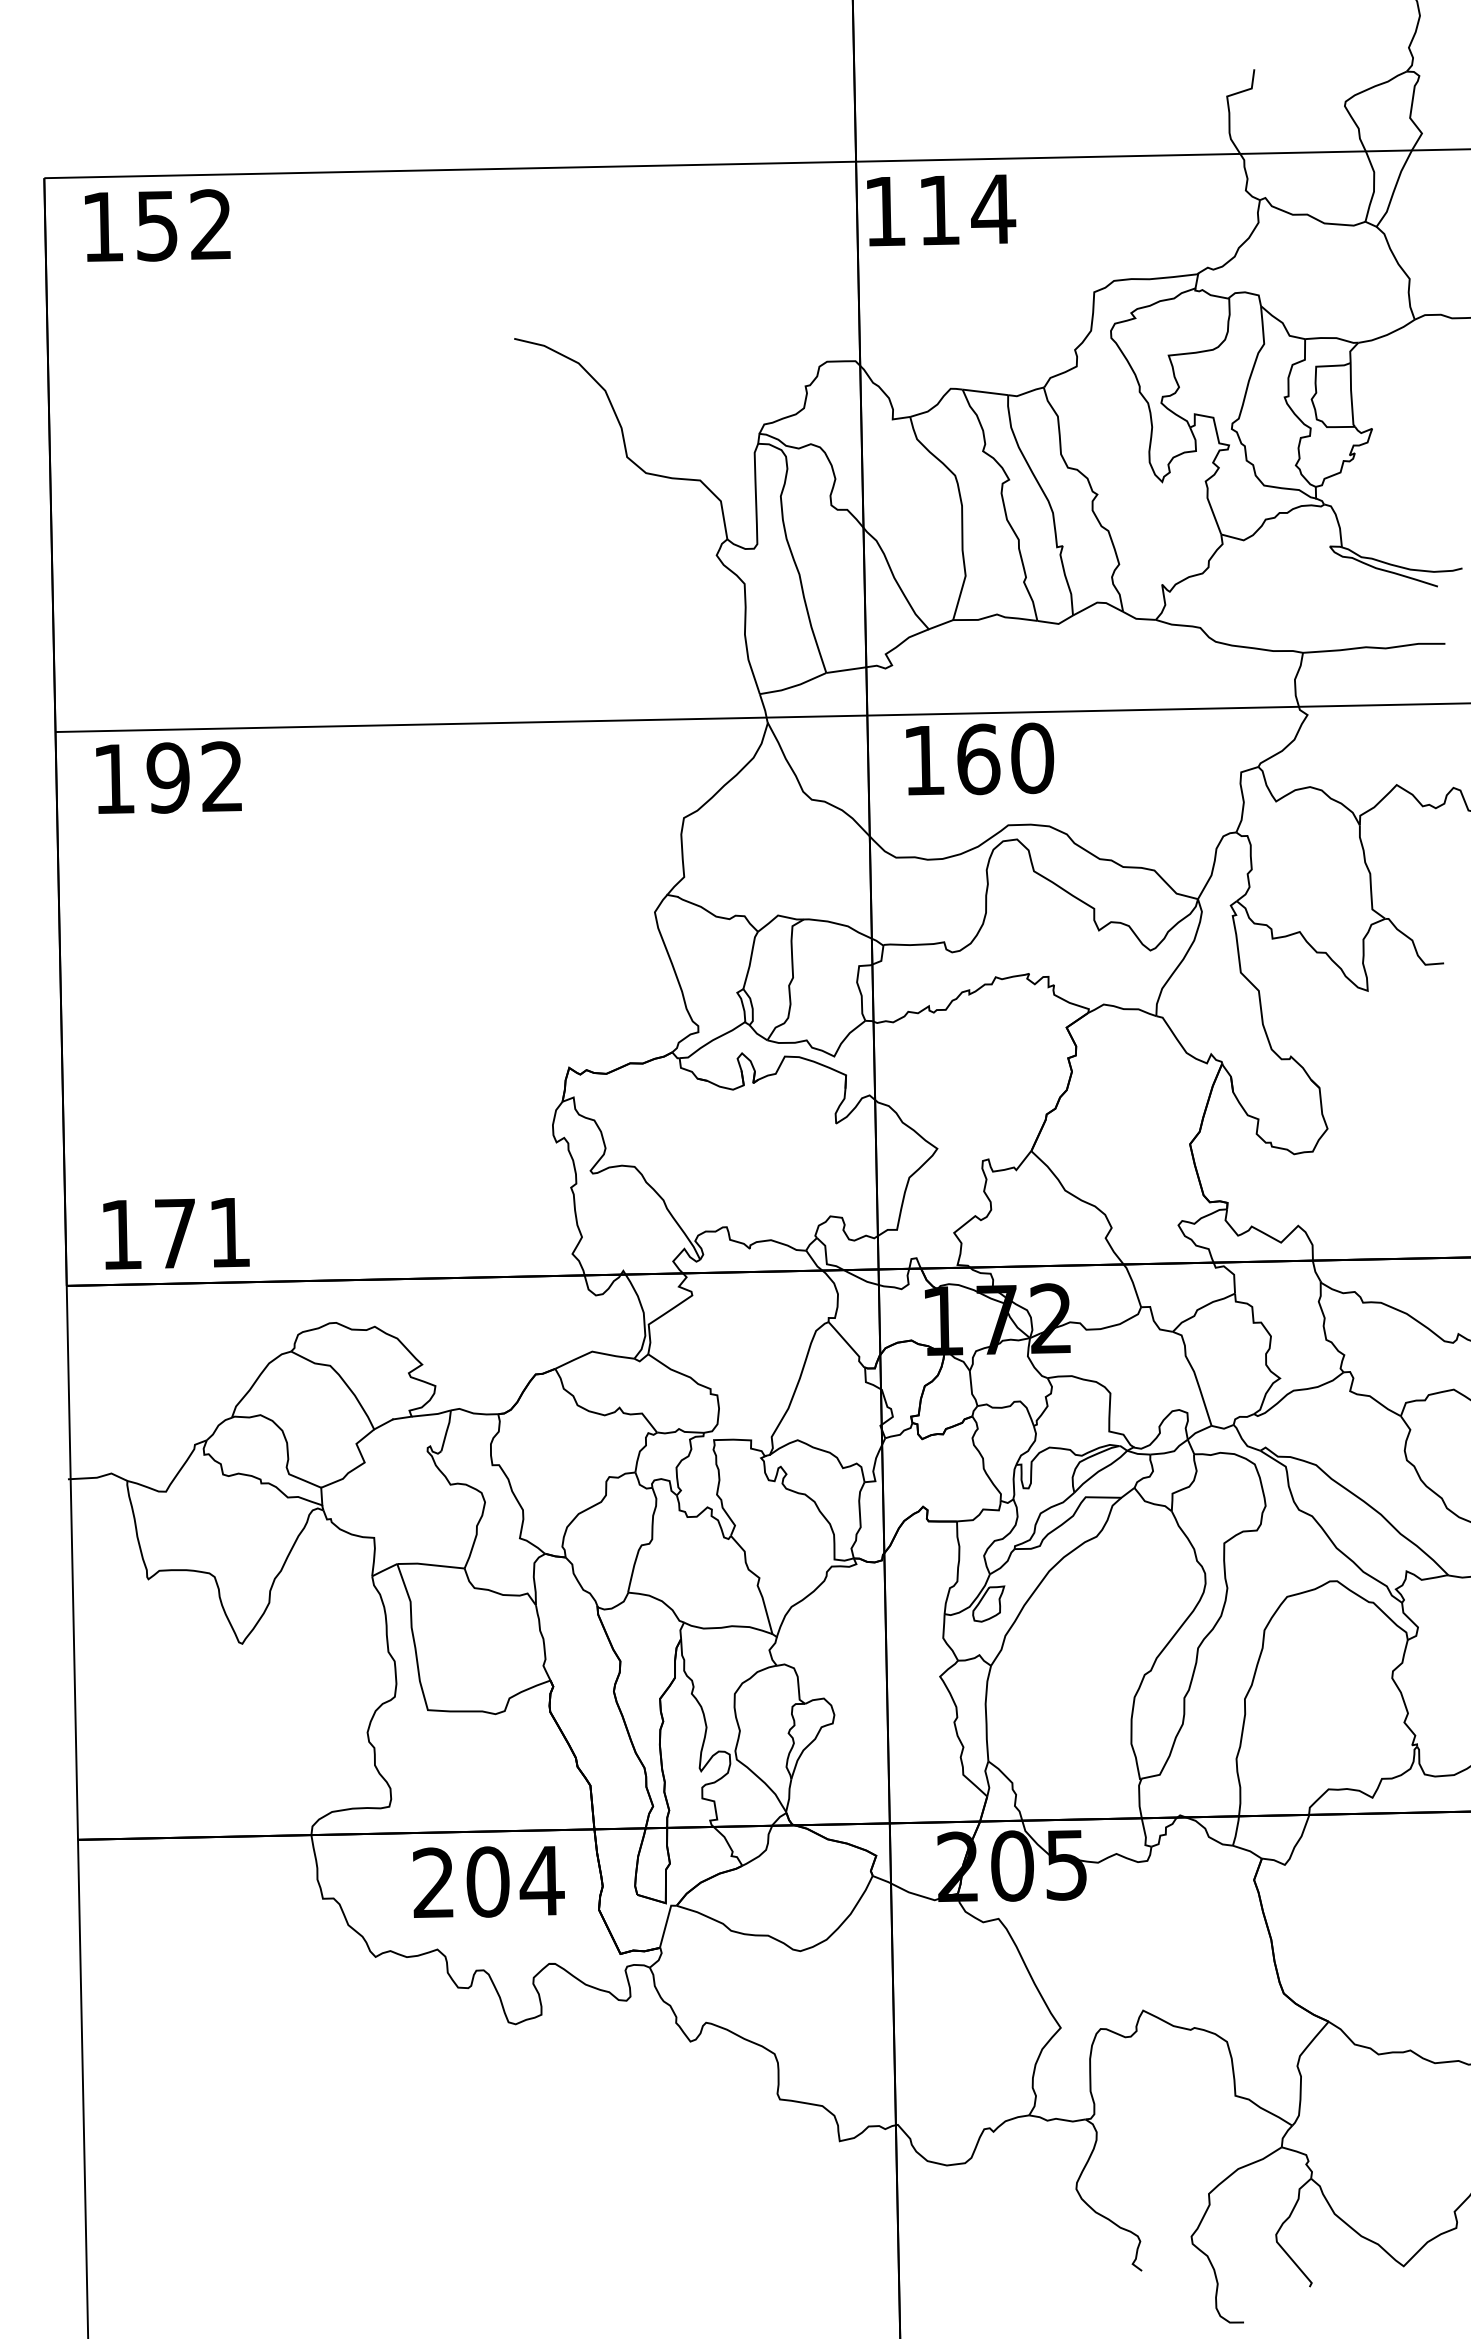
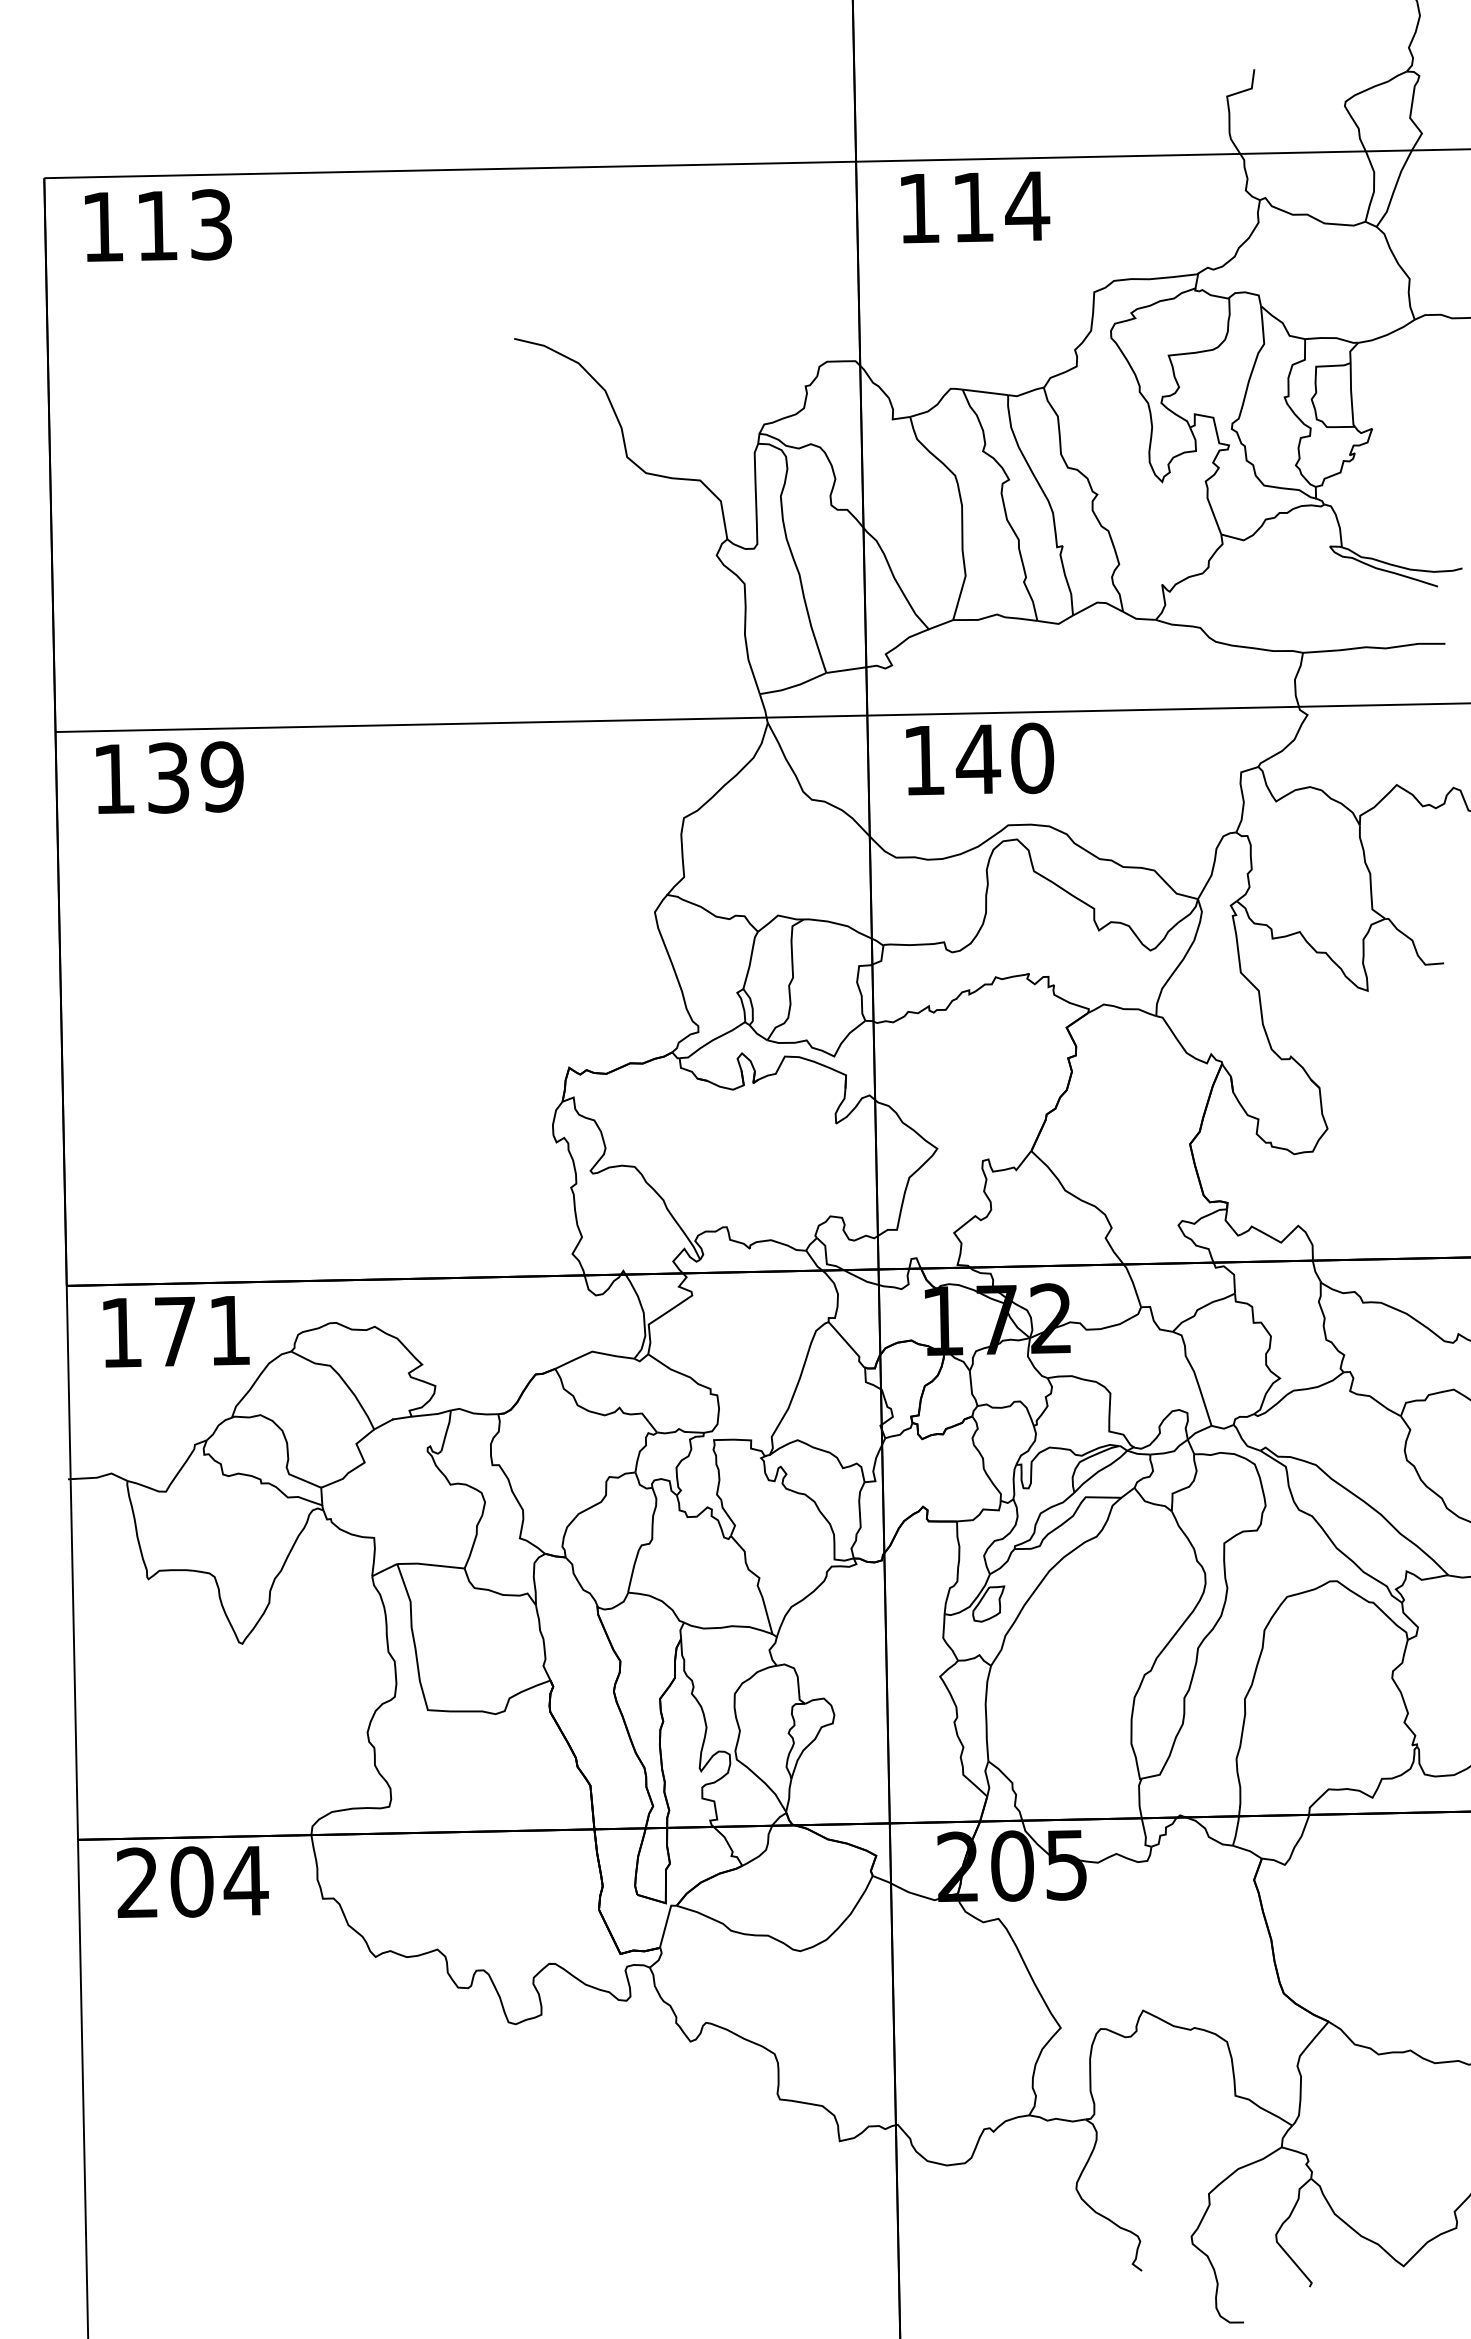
text position: (941, 210) -> (975, 207) (975, 207)
text: 152 -> 113 (184, 225)
text: 160 -> 140 (978, 759)
text: 192 -> 139 (194, 777)
text position: (176, 1233) -> (176, 1331) (176, 1331)
text position: (488, 1881) -> (192, 1881) (192, 1881)
